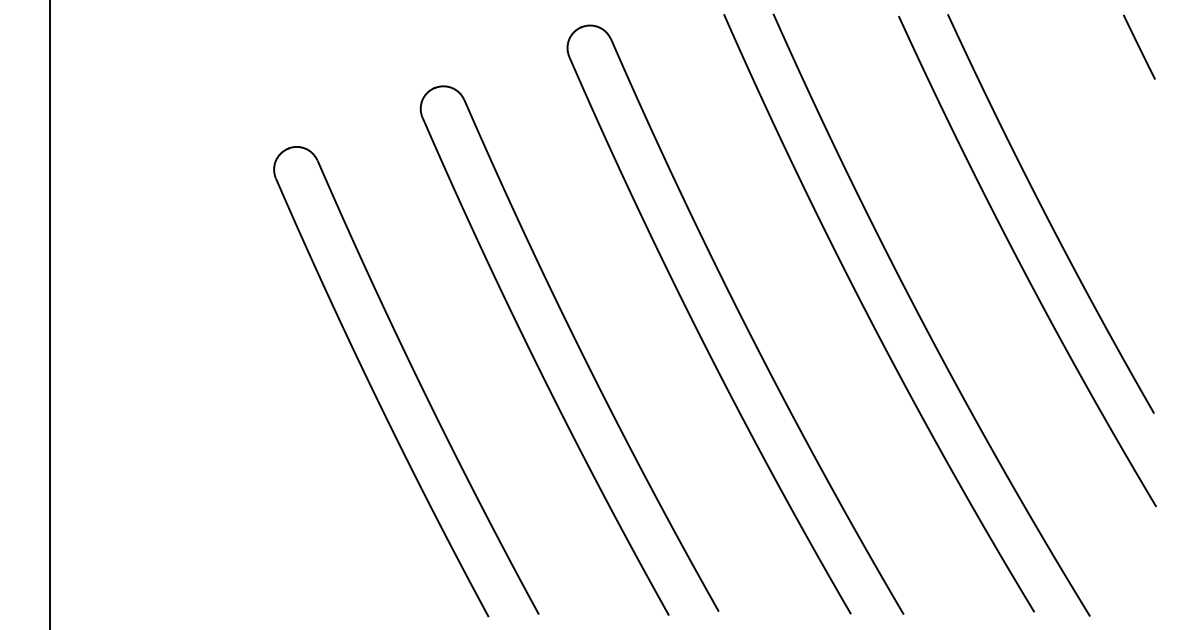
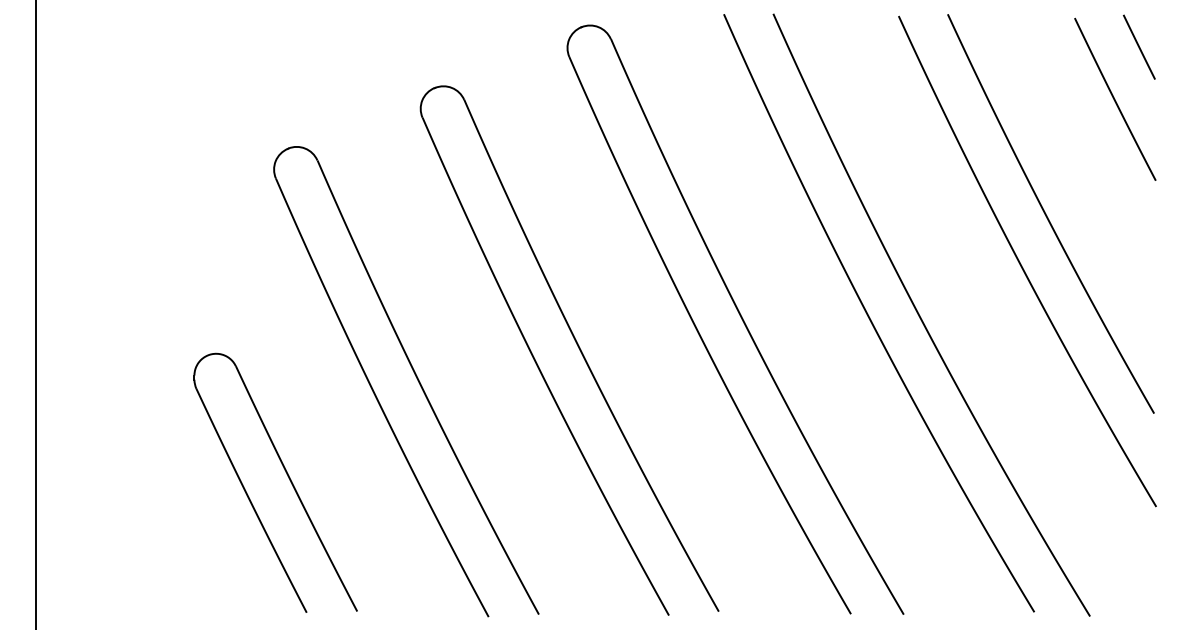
line: none -> present (1114, 98)
line position: (49, 314) -> (35, 314) (35, 314)
part: none -> present (287, 476)
